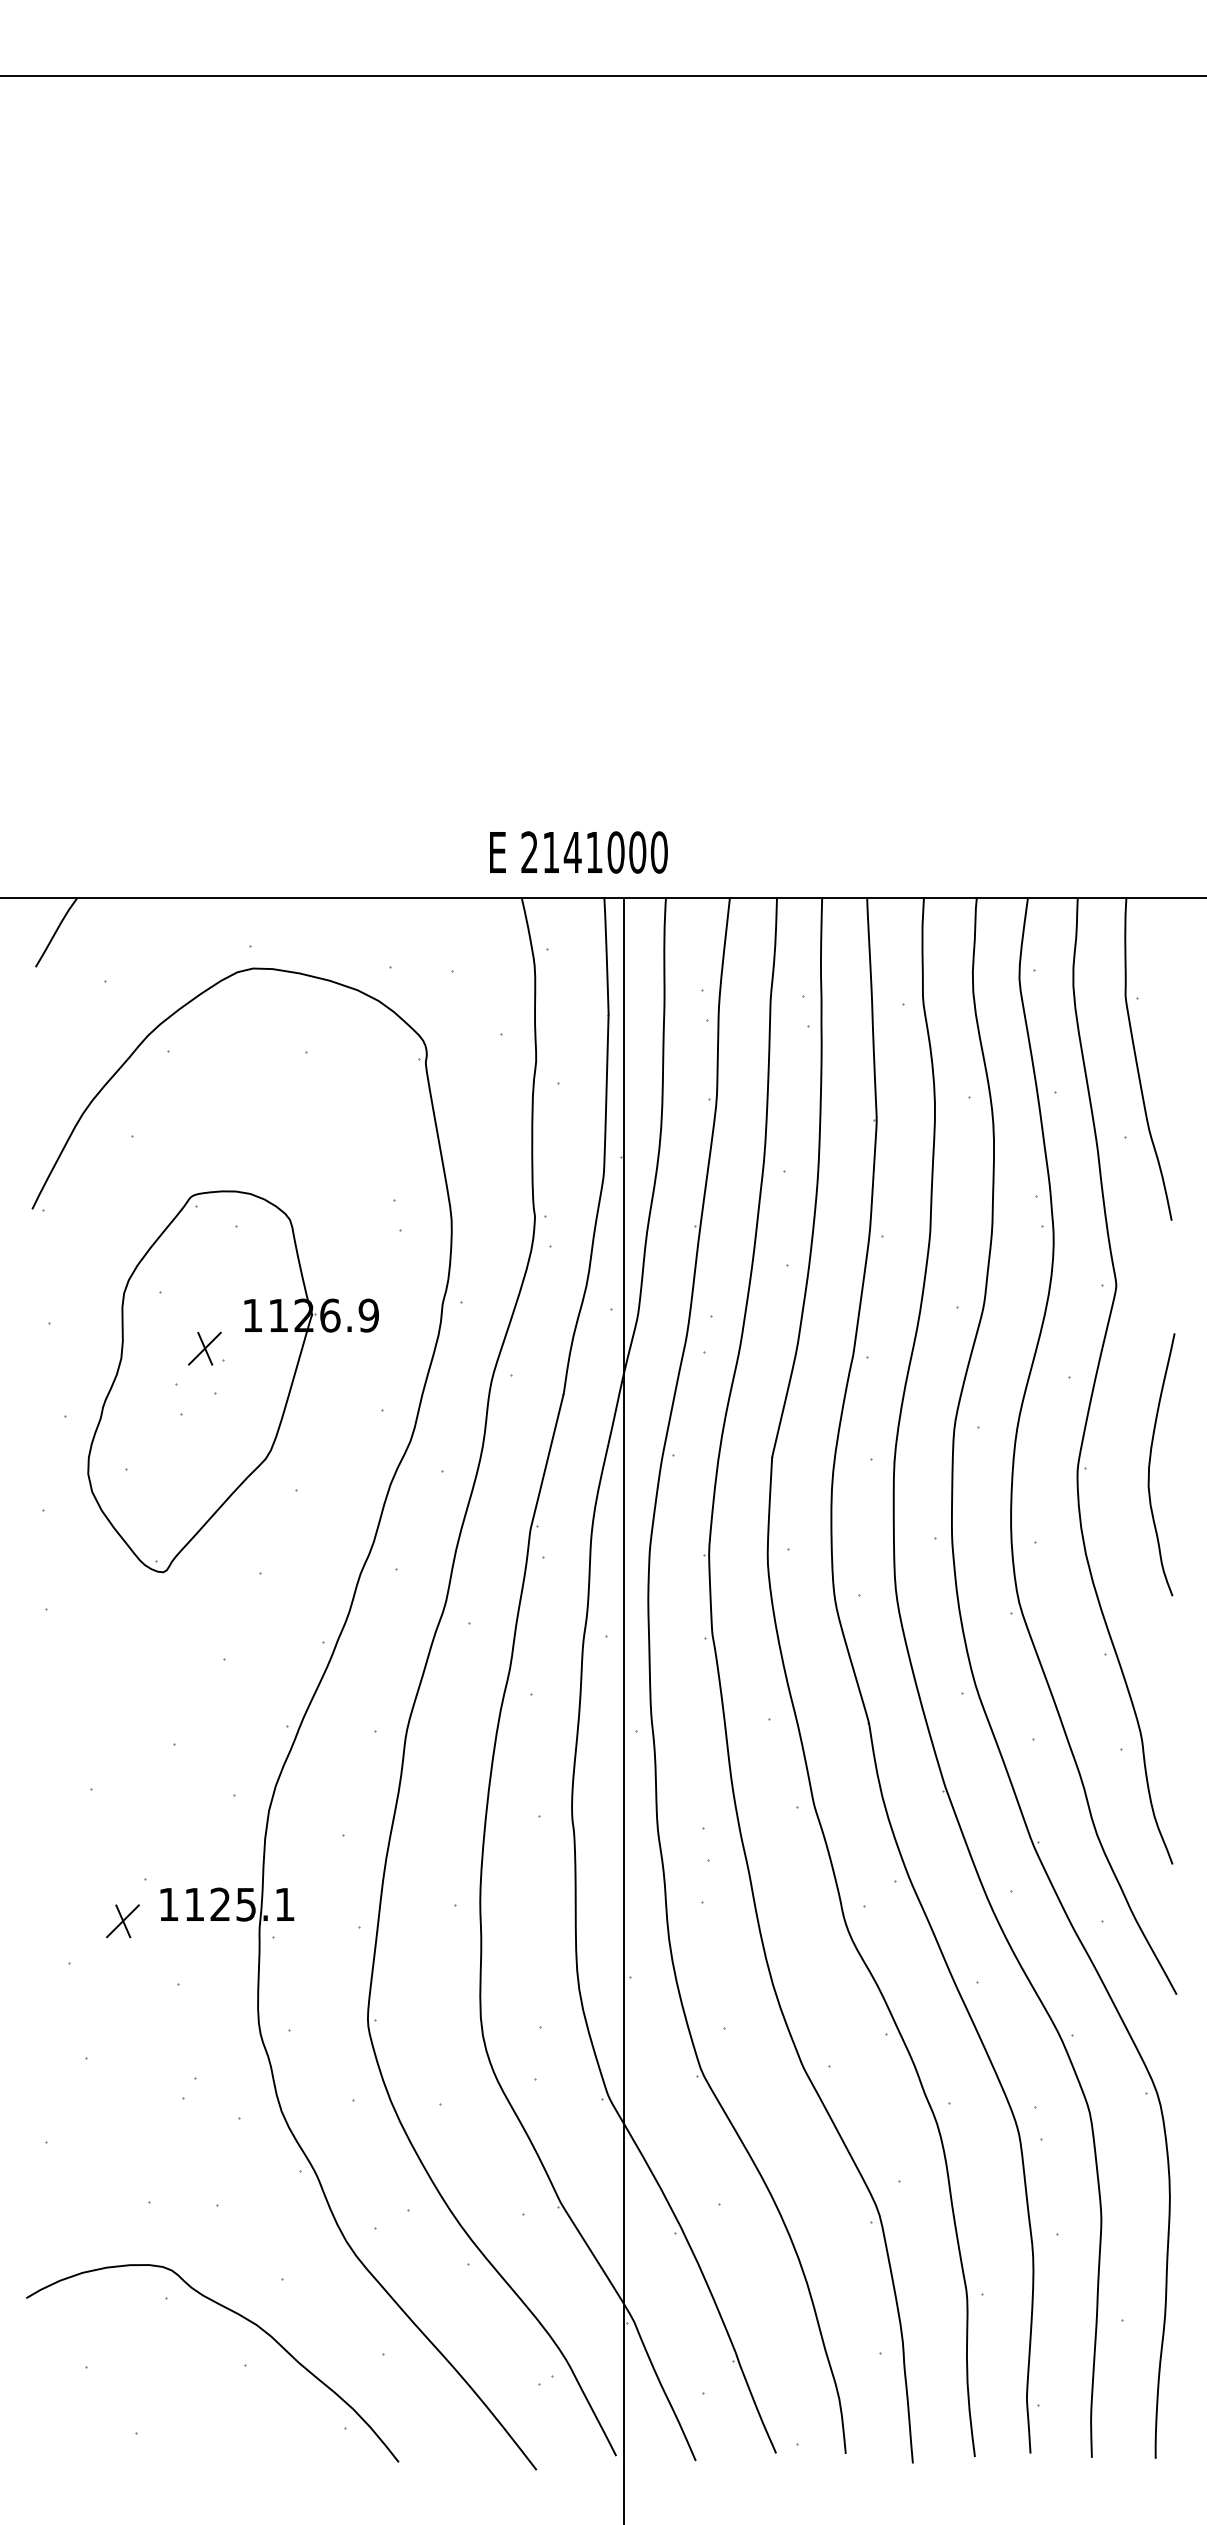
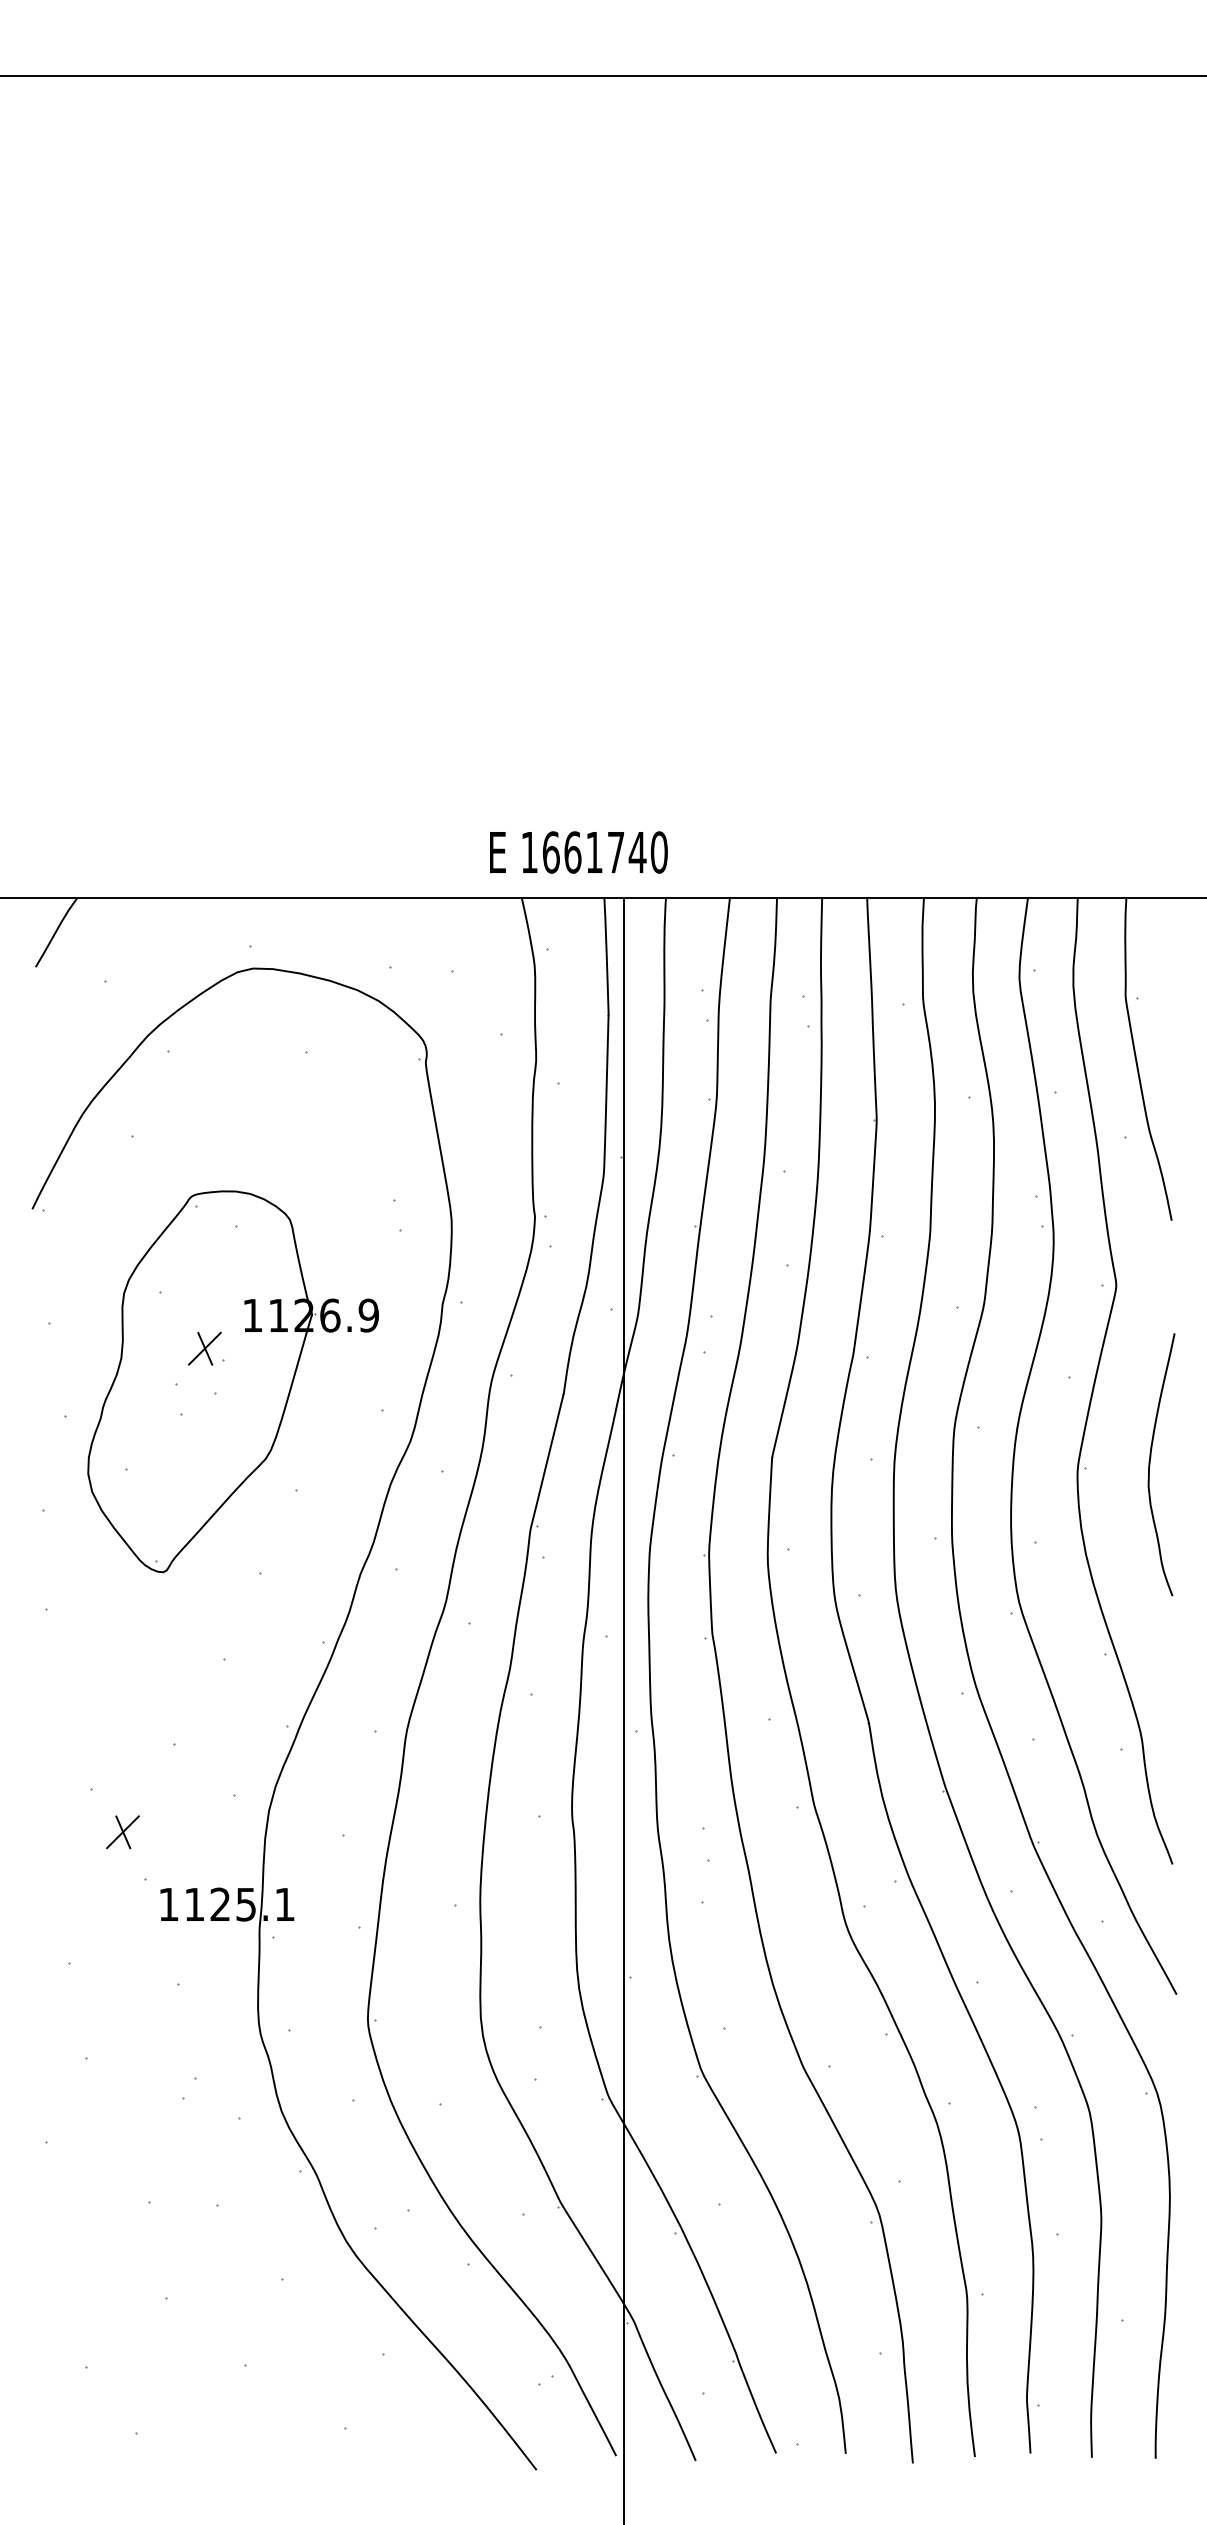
text: 2141000 -> 1661740 (583, 852)
part position: (122, 1921) -> (122, 1832) (122, 1832)
curve: present -> none (241, 2317)
